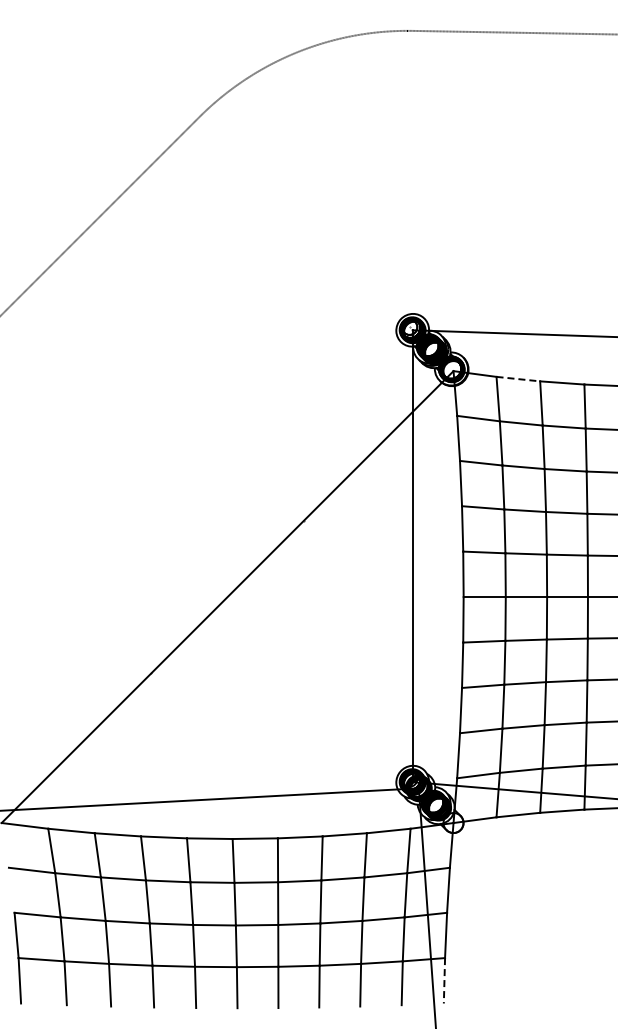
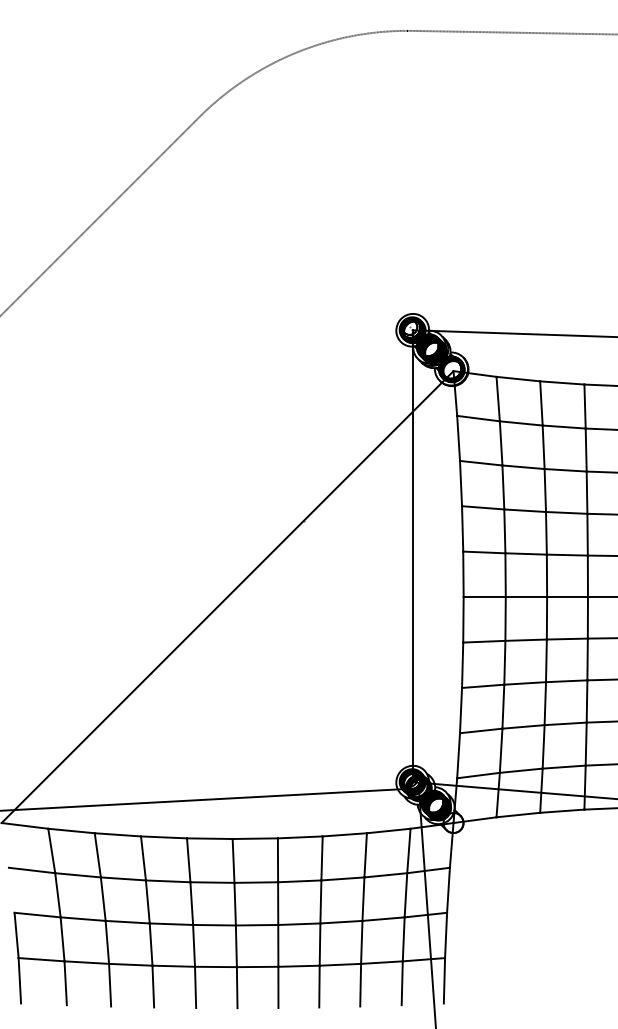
line: dashed -> solid (518, 379)
line: dashed -> solid (444, 980)
